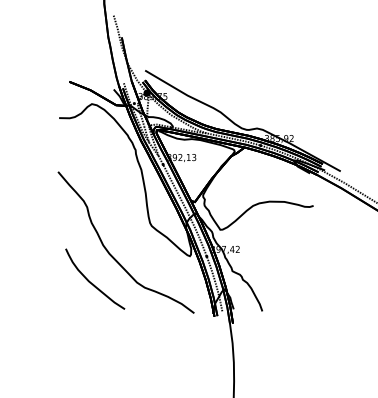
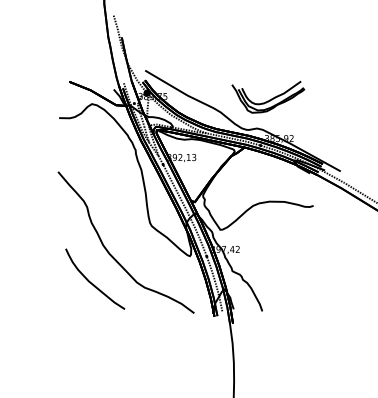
part: none -> present (268, 96)
